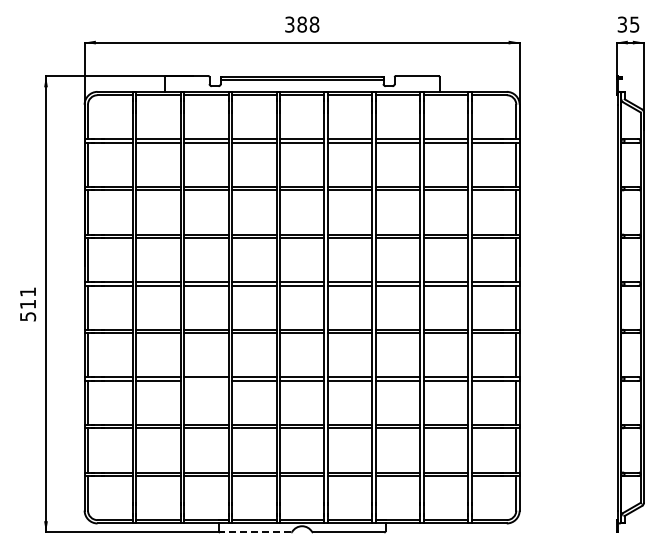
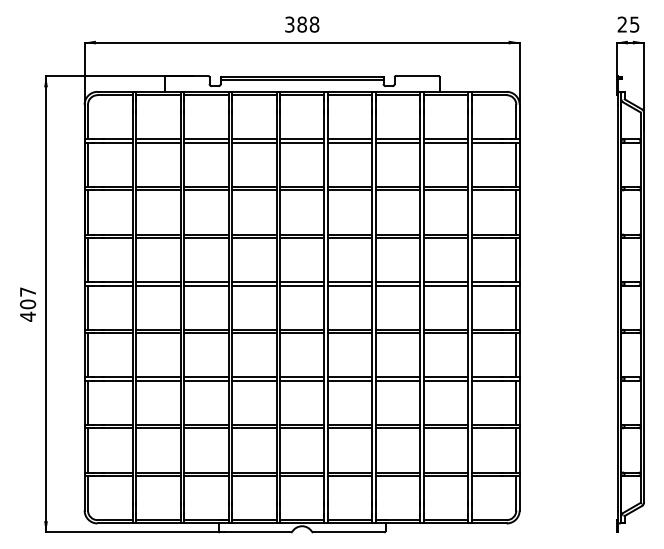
text: 35 -> 25 (621, 24)
text: 511 -> 407 (28, 304)
line: none -> present (205, 380)
line: dashed -> solid (255, 532)
